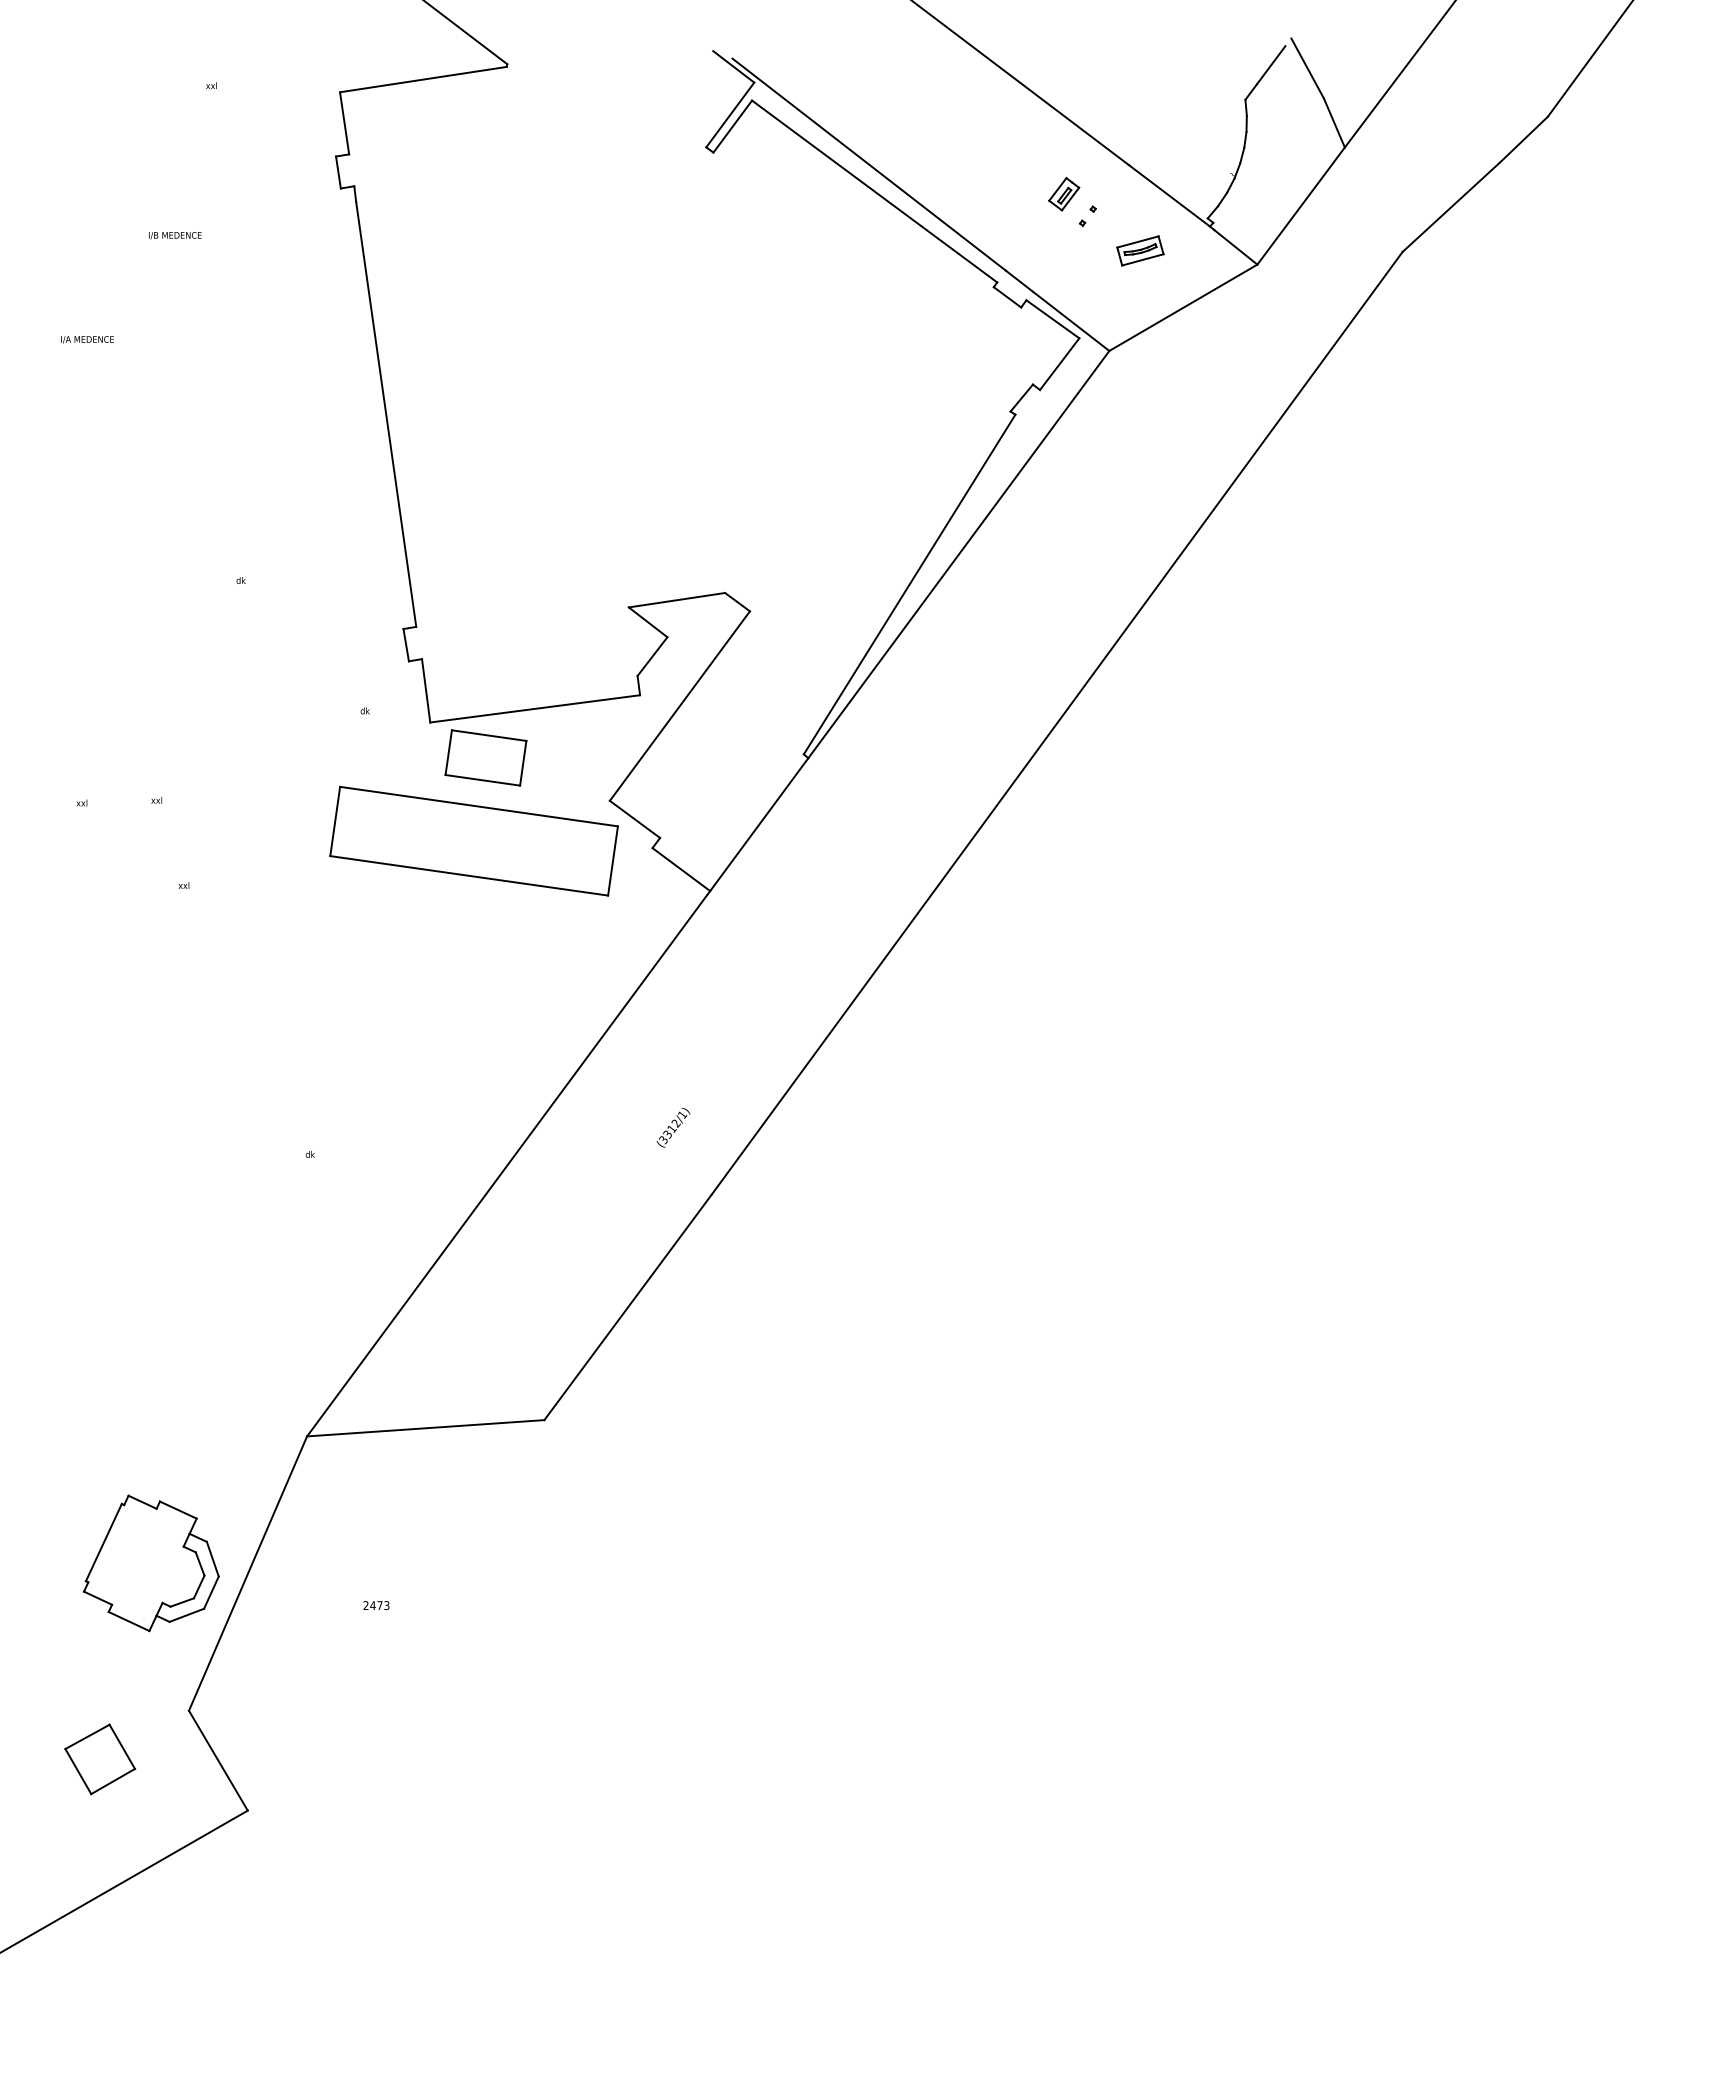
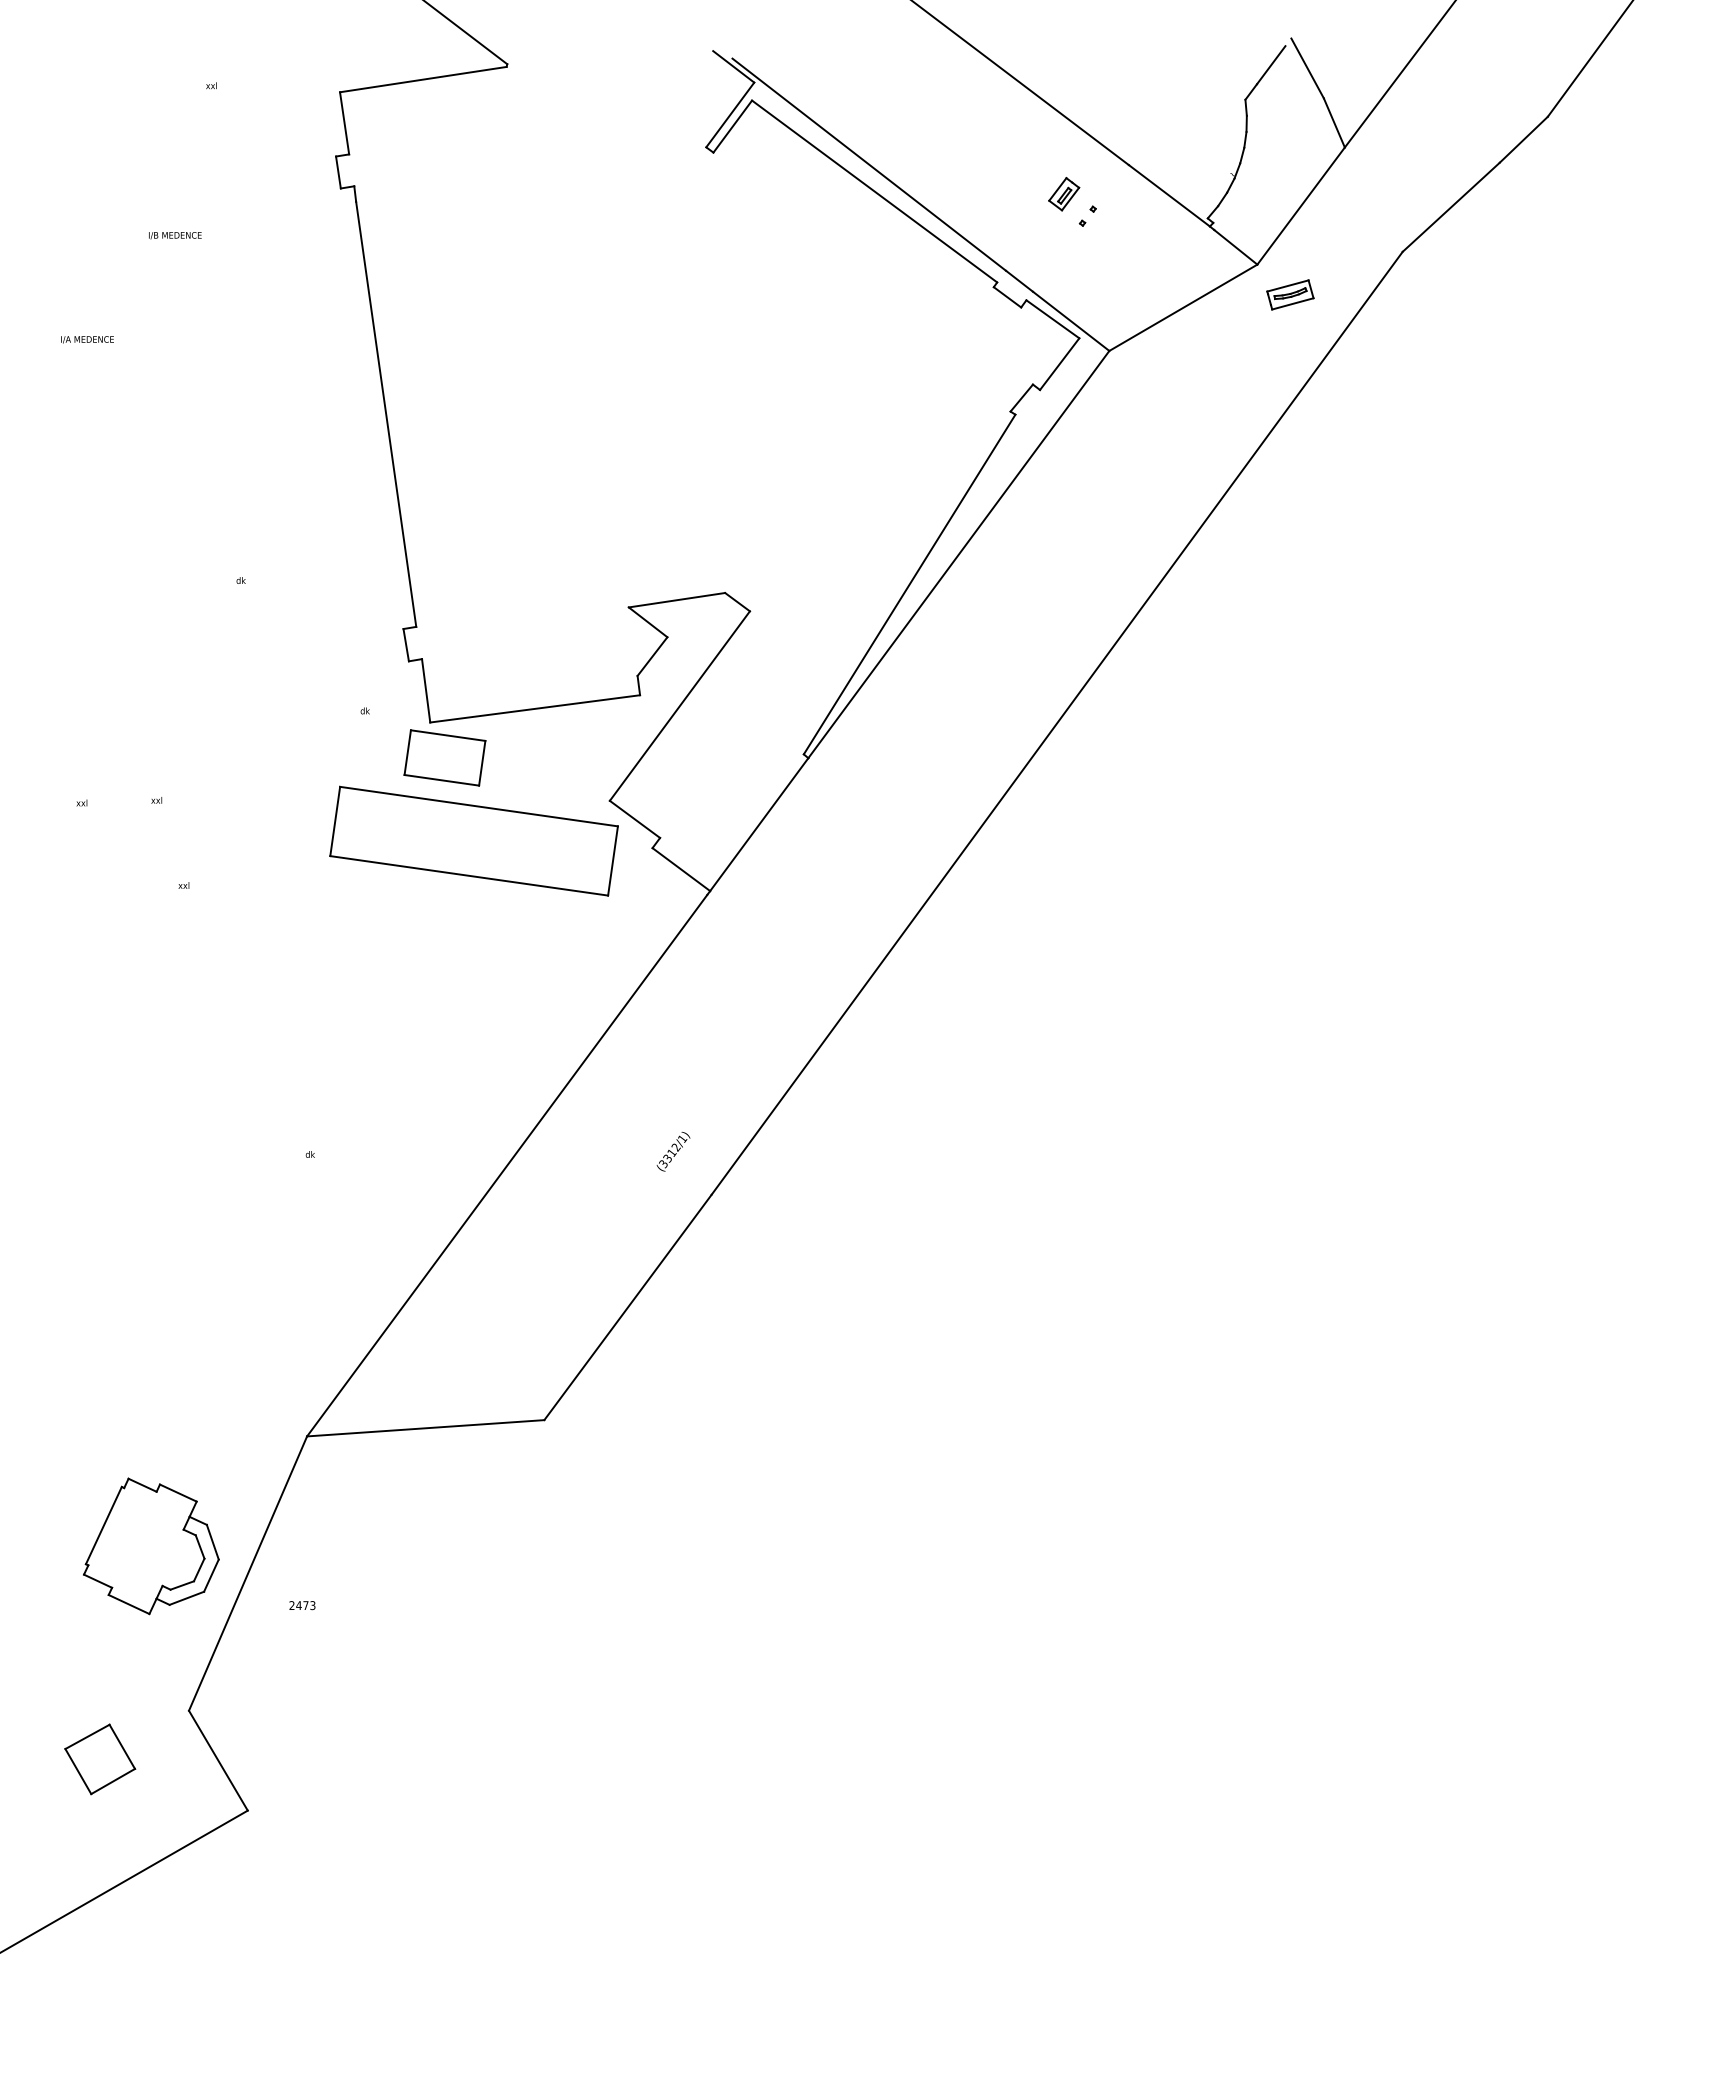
part position: (1140, 250) -> (1290, 294) (1290, 294)
part position: (485, 757) -> (444, 757) (444, 757)
text position: (673, 1127) -> (673, 1151) (673, 1151)
part position: (151, 1563) -> (151, 1546) (151, 1546)
text position: (376, 1605) -> (302, 1605) (302, 1605)
